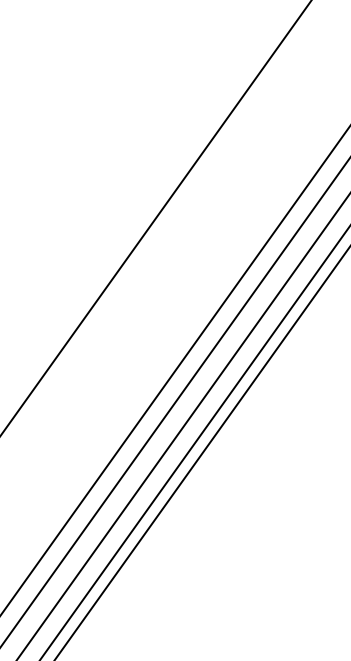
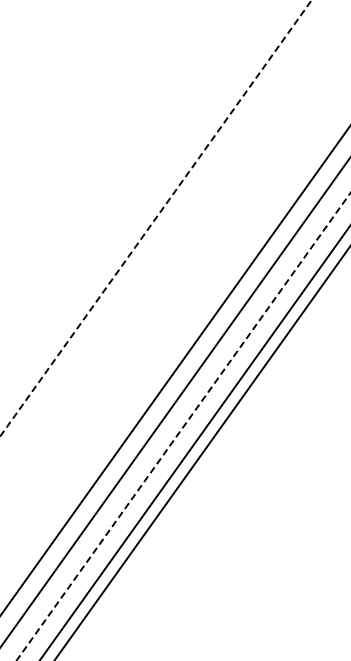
line: solid -> dashed (155, 218)
line: solid -> dashed (183, 427)
